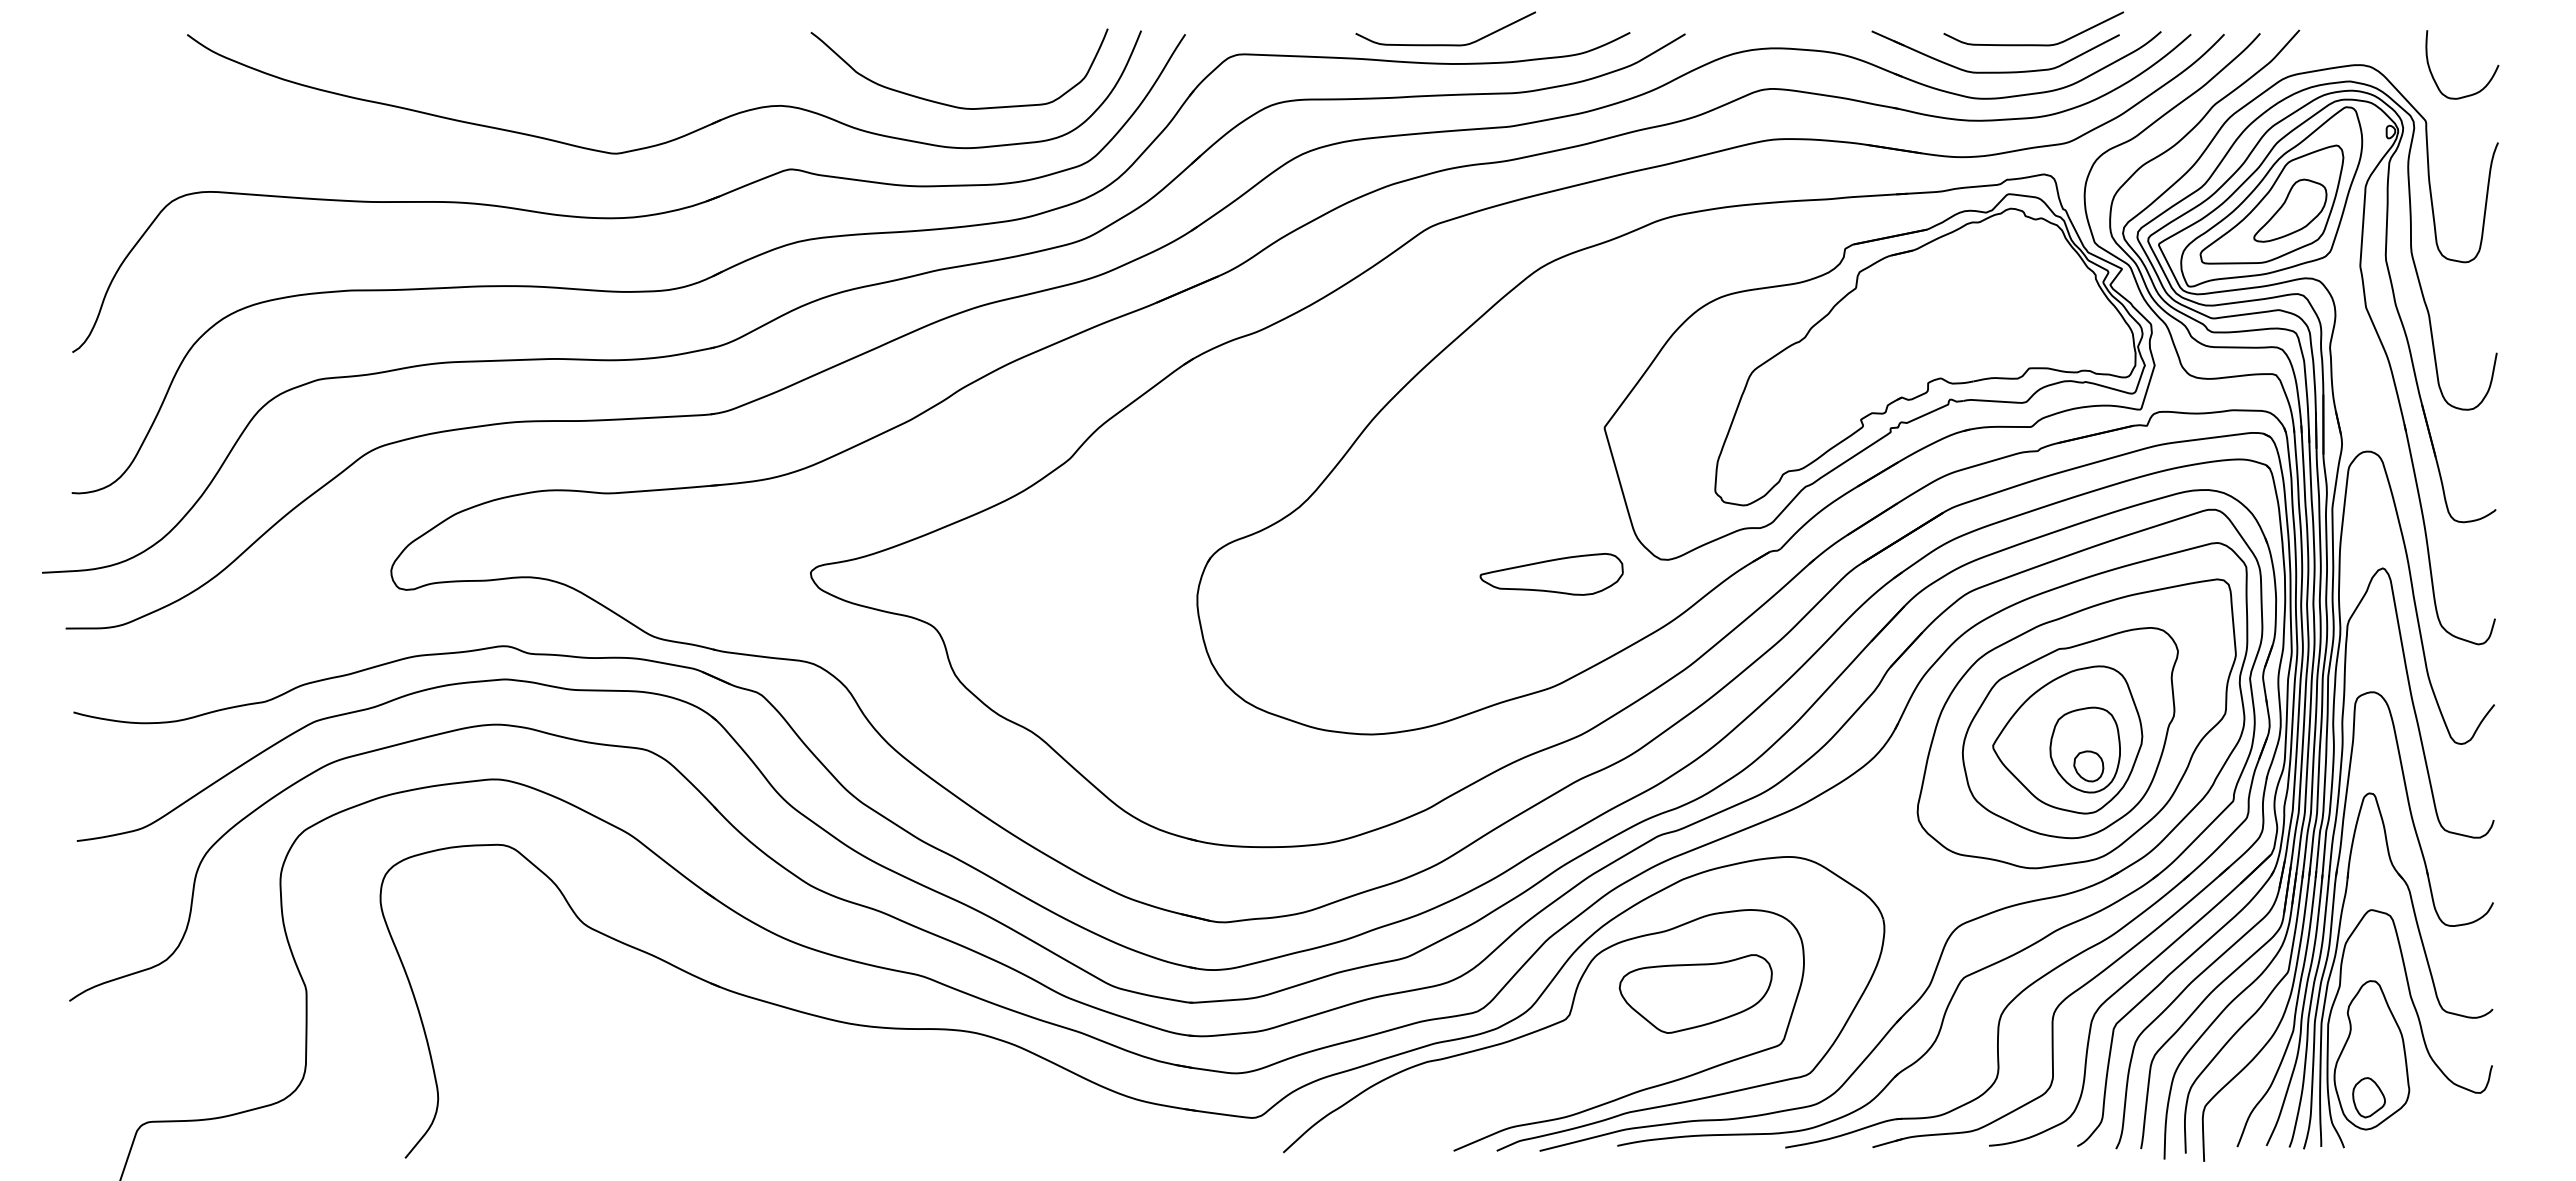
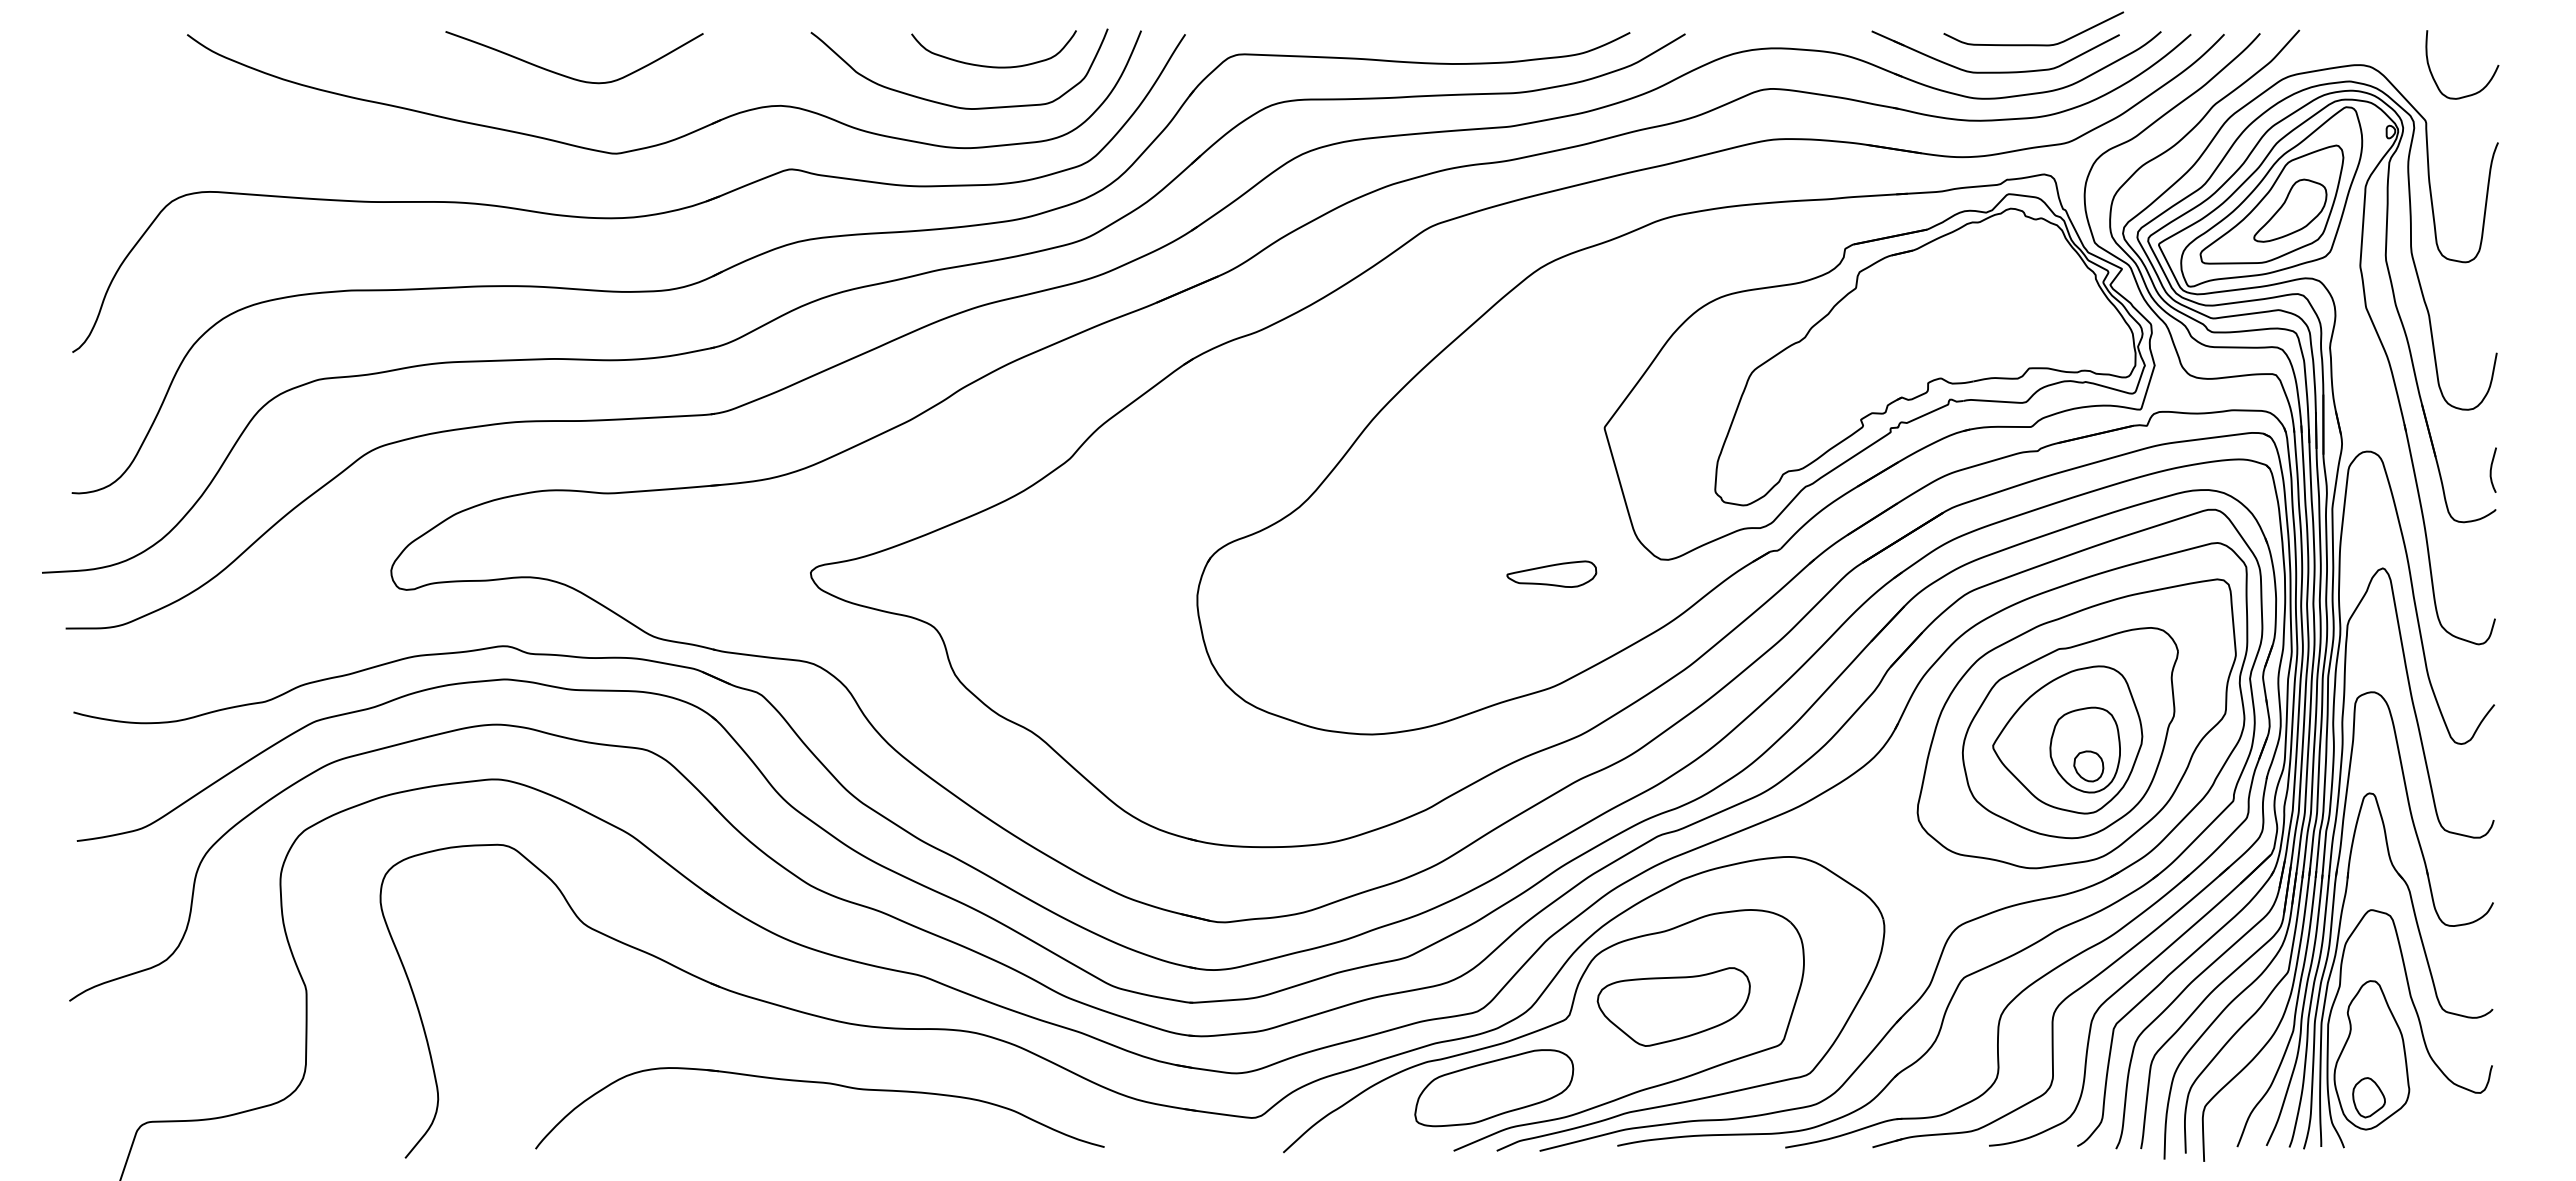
curve: present -> none (1445, 44)
curve: none -> present (988, 65)
curve: none -> present (569, 76)
curve: none -> present (2491, 469)
part size: 145x43 px -> 92x28 px (1551, 573)
part position: (1695, 993) -> (1673, 1006) (1673, 1006)
part: none -> present (819, 1083)
part: none -> present (1494, 1088)
